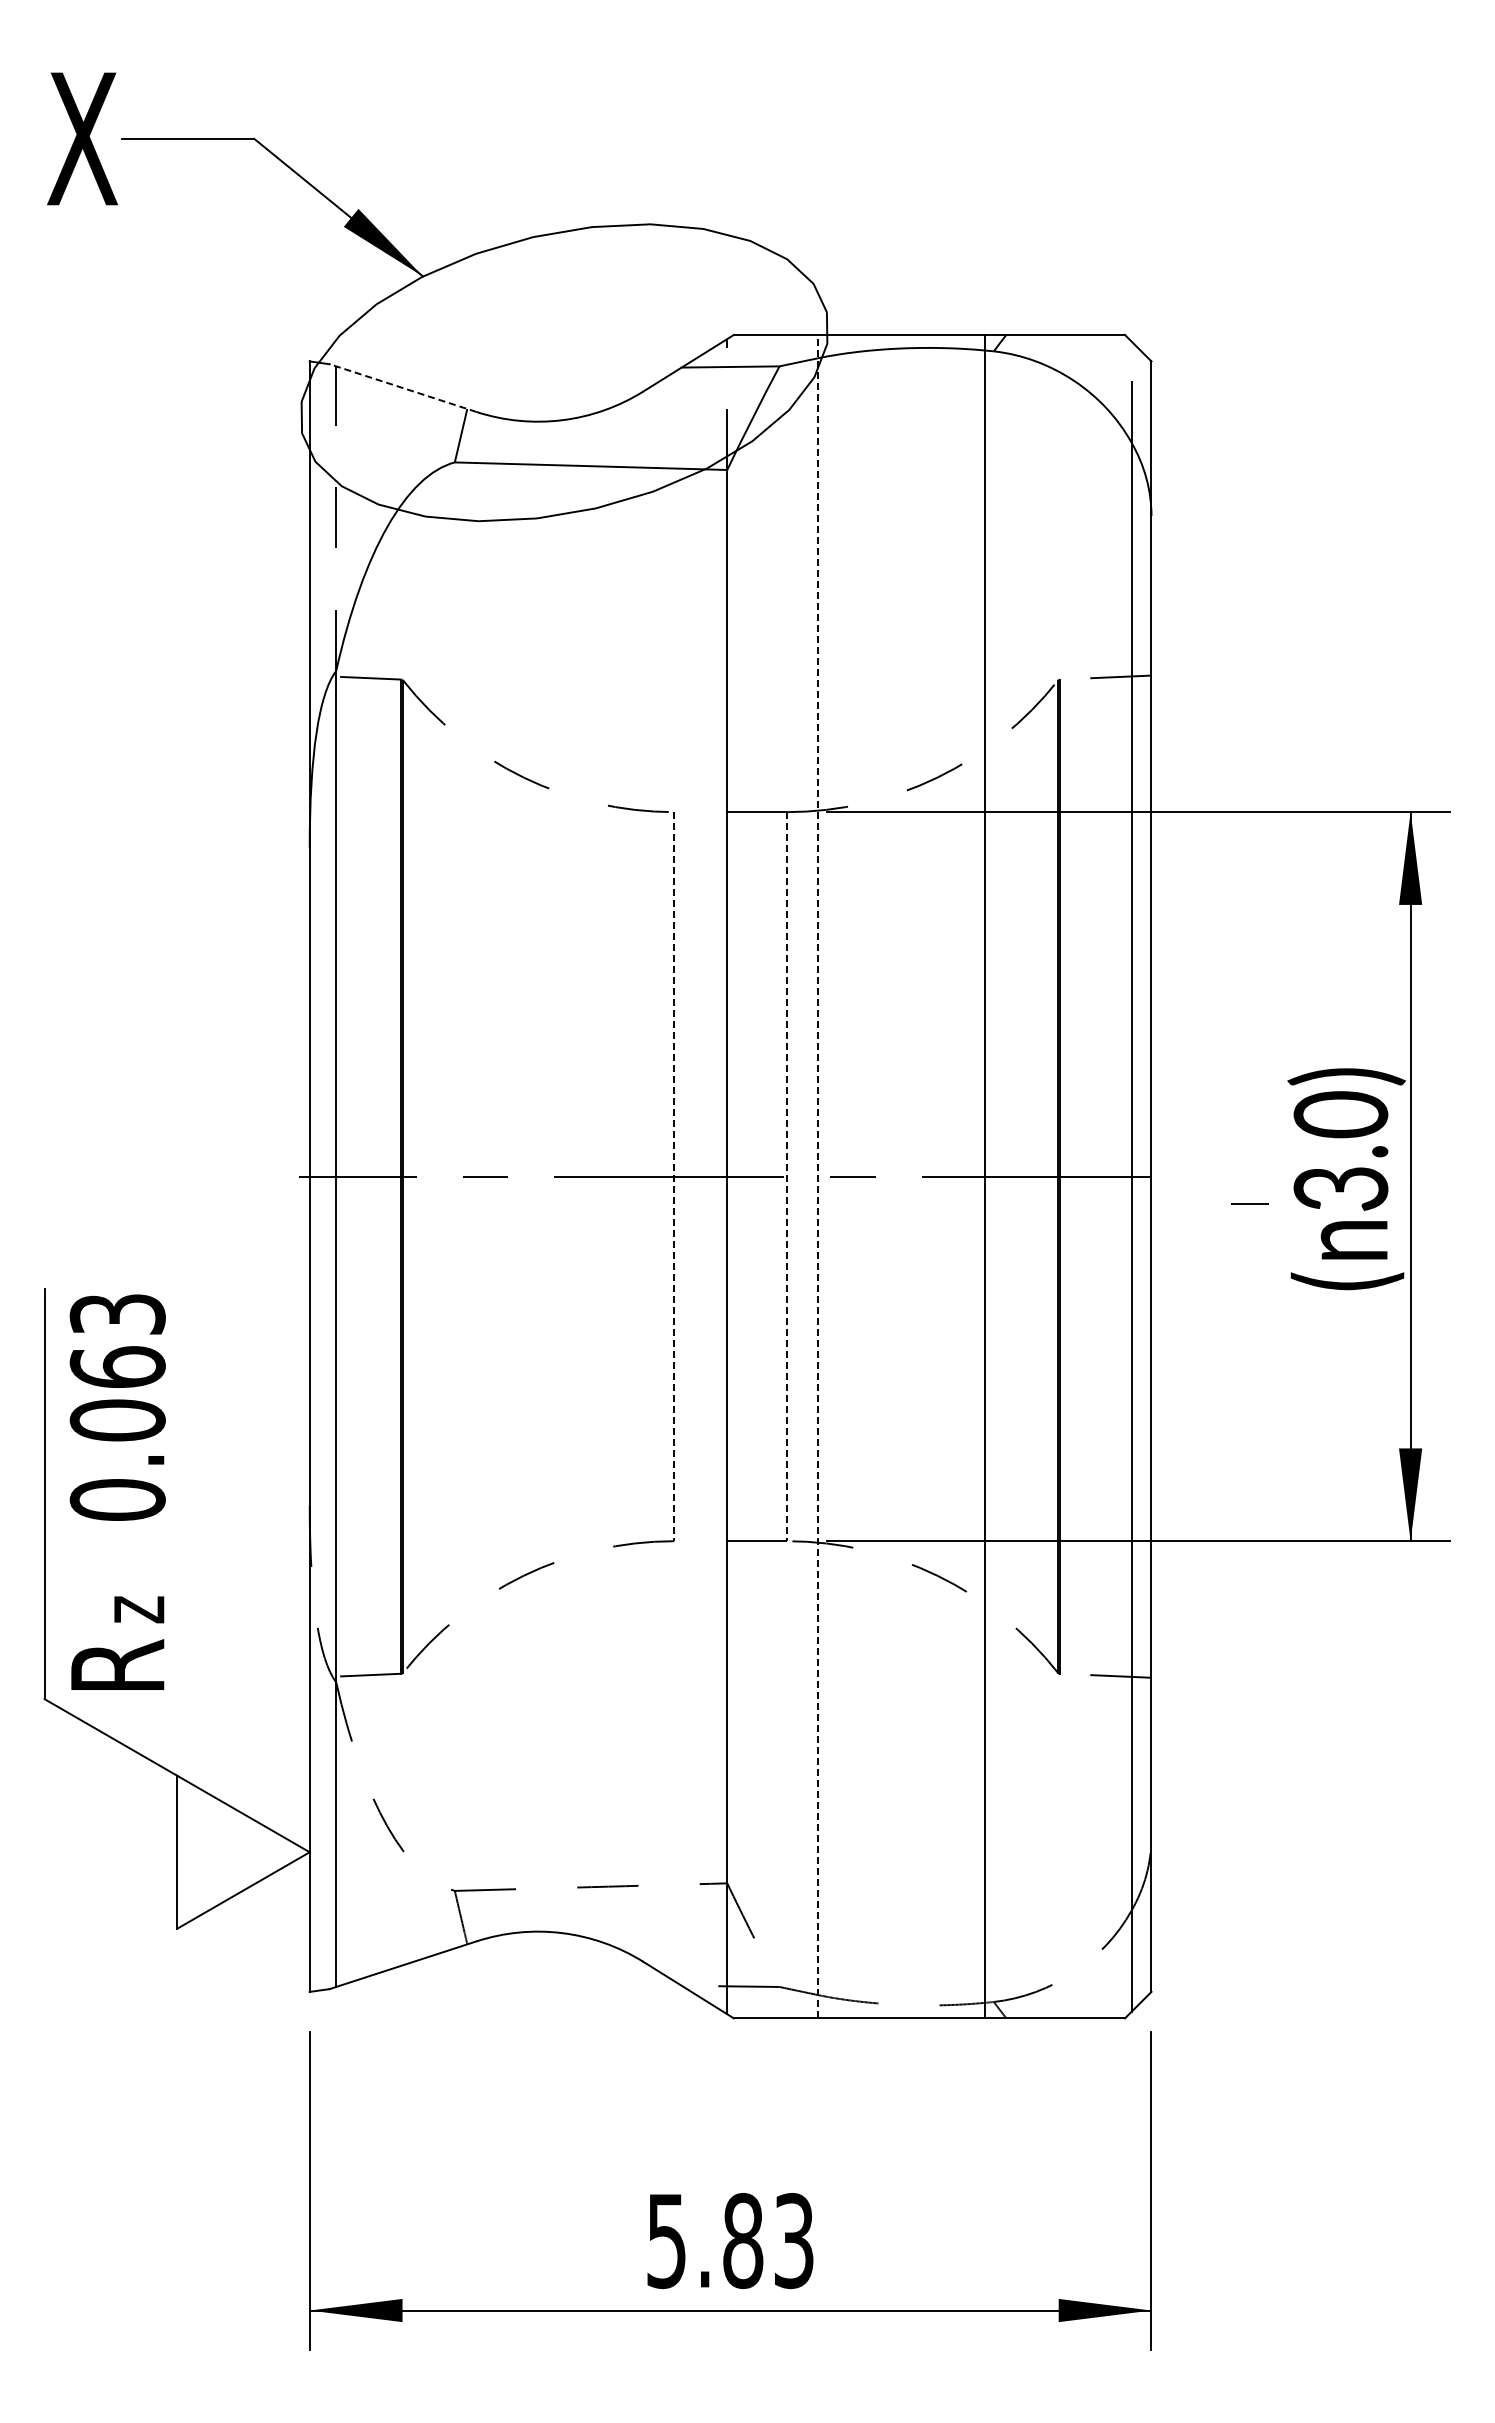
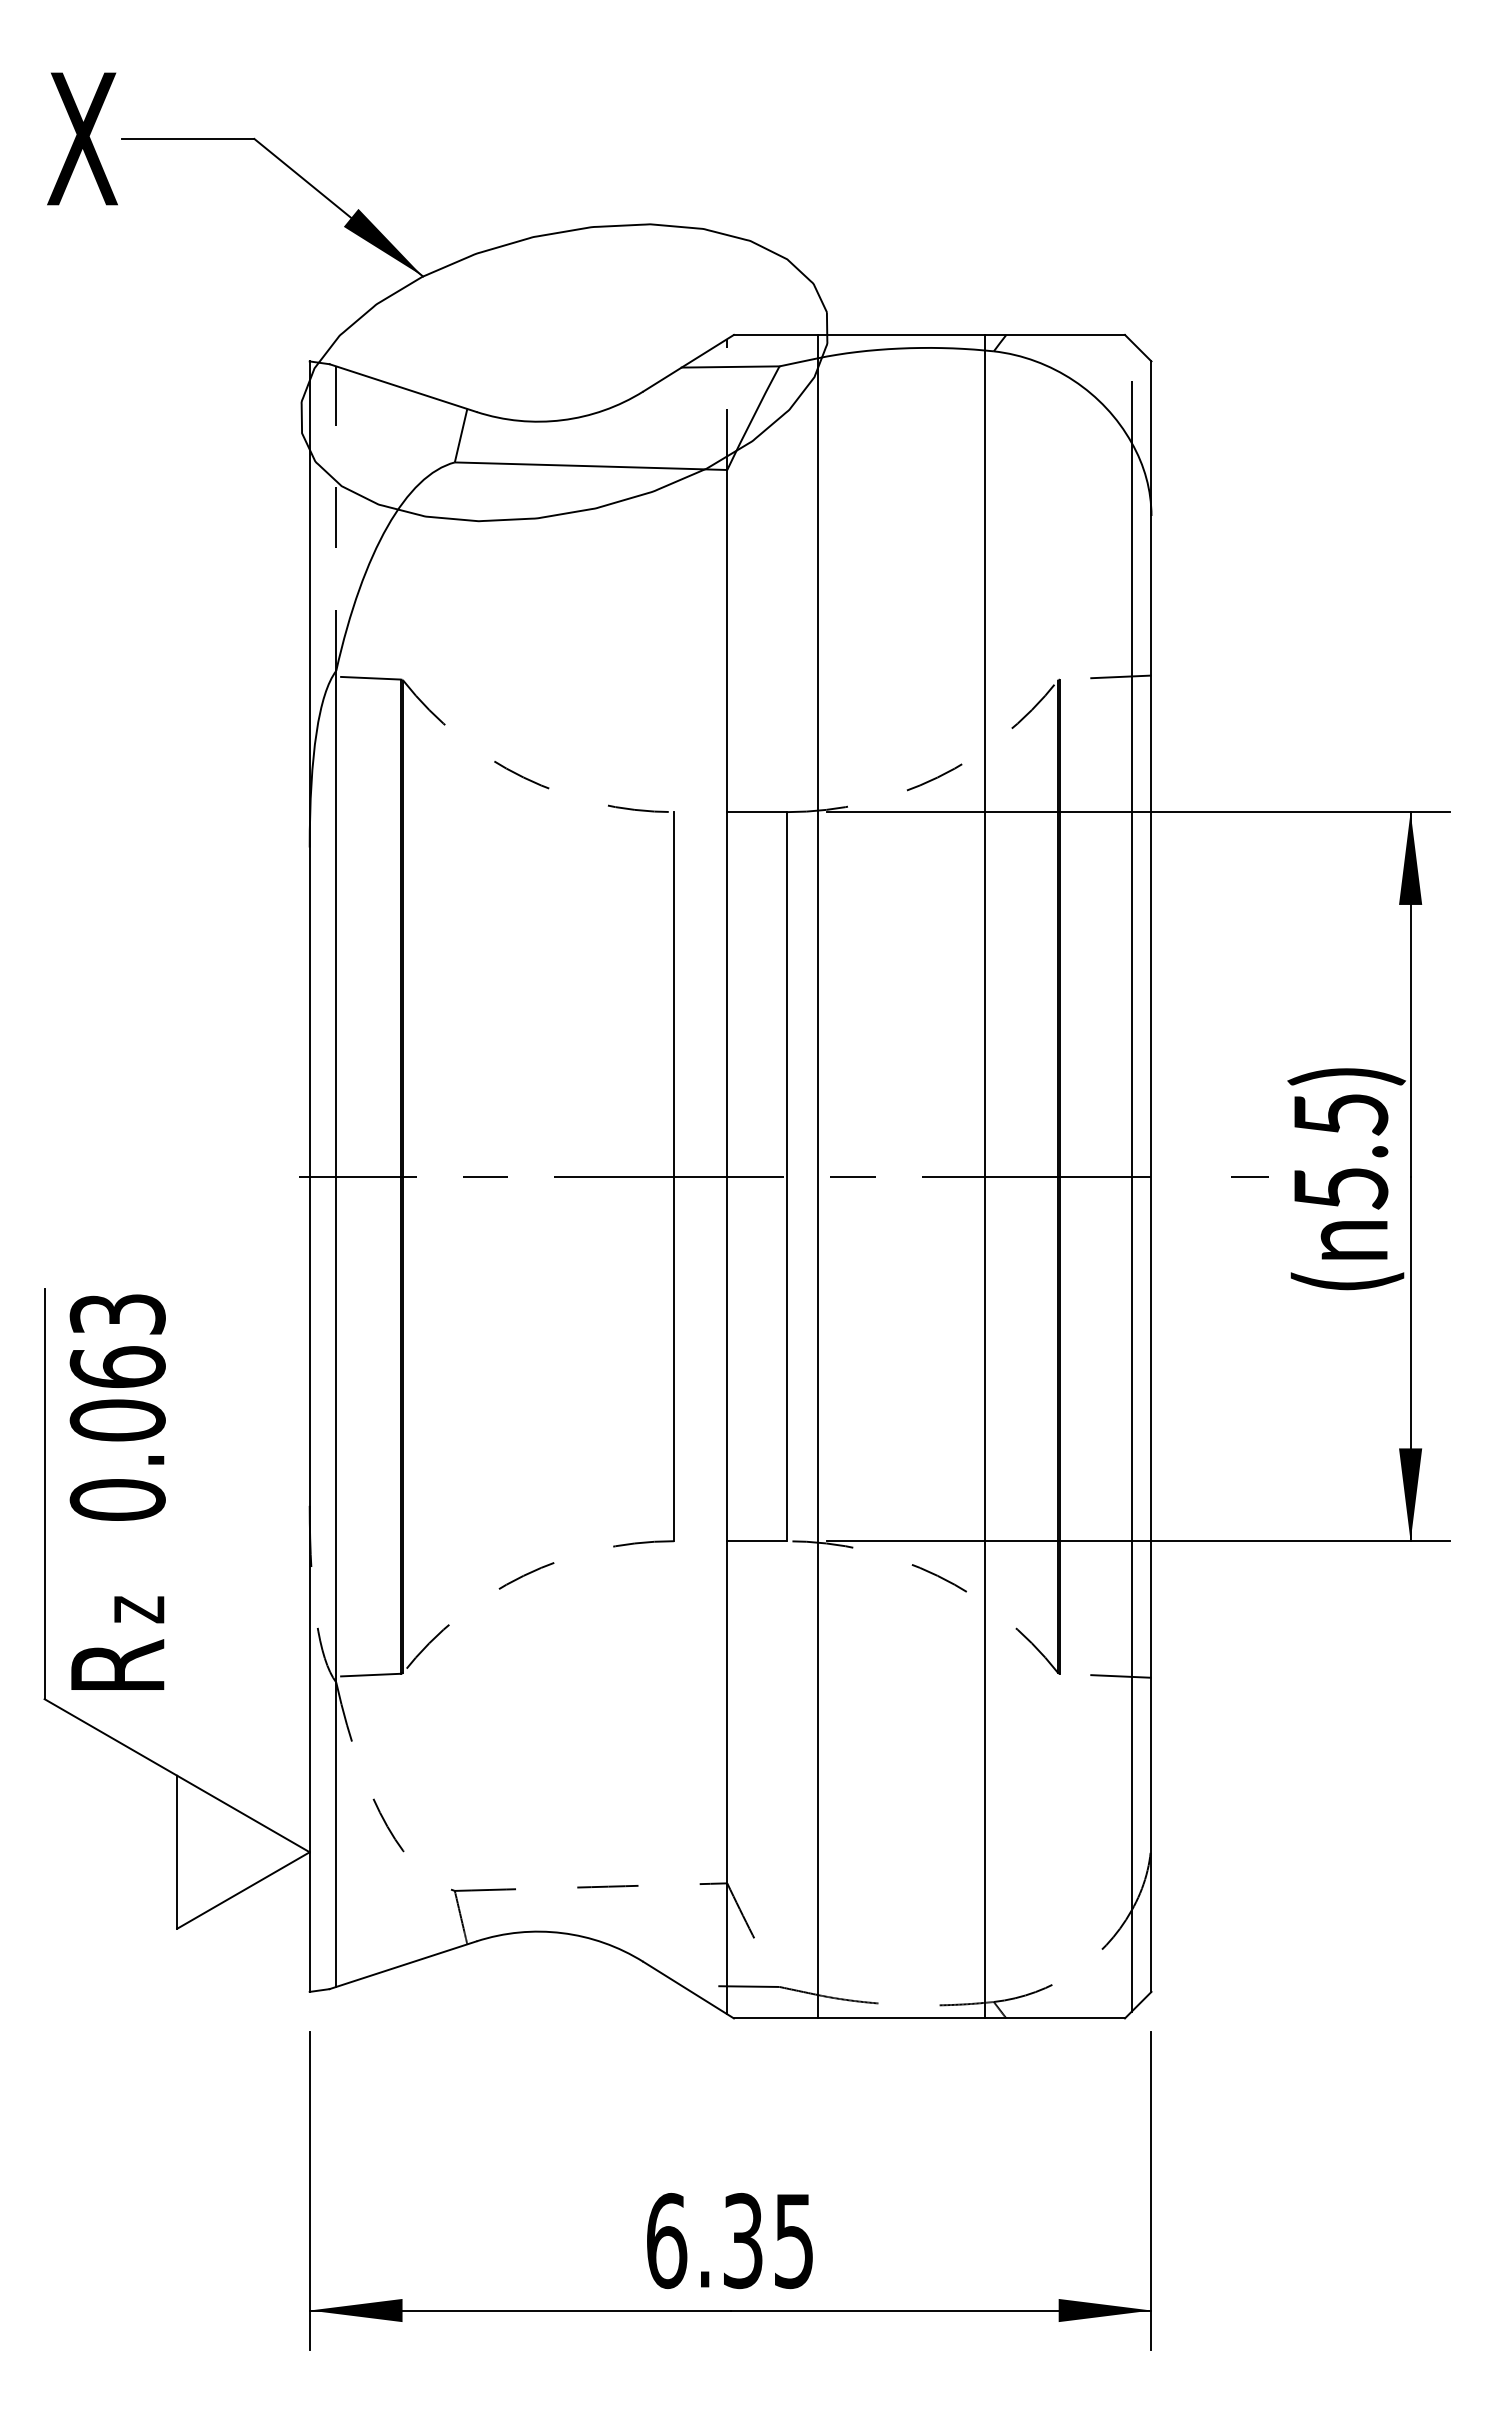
line: dashed -> solid (402, 387)
text: 3.0) -> 5.5) (1340, 1150)
line: dashed -> solid (674, 1176)
line: dashed -> solid (787, 1176)
line: dashed -> solid (817, 1176)
line position: (1249, 1203) -> (1249, 1176) (1249, 1176)
text: 5.83 -> 6.35 (730, 2240)
